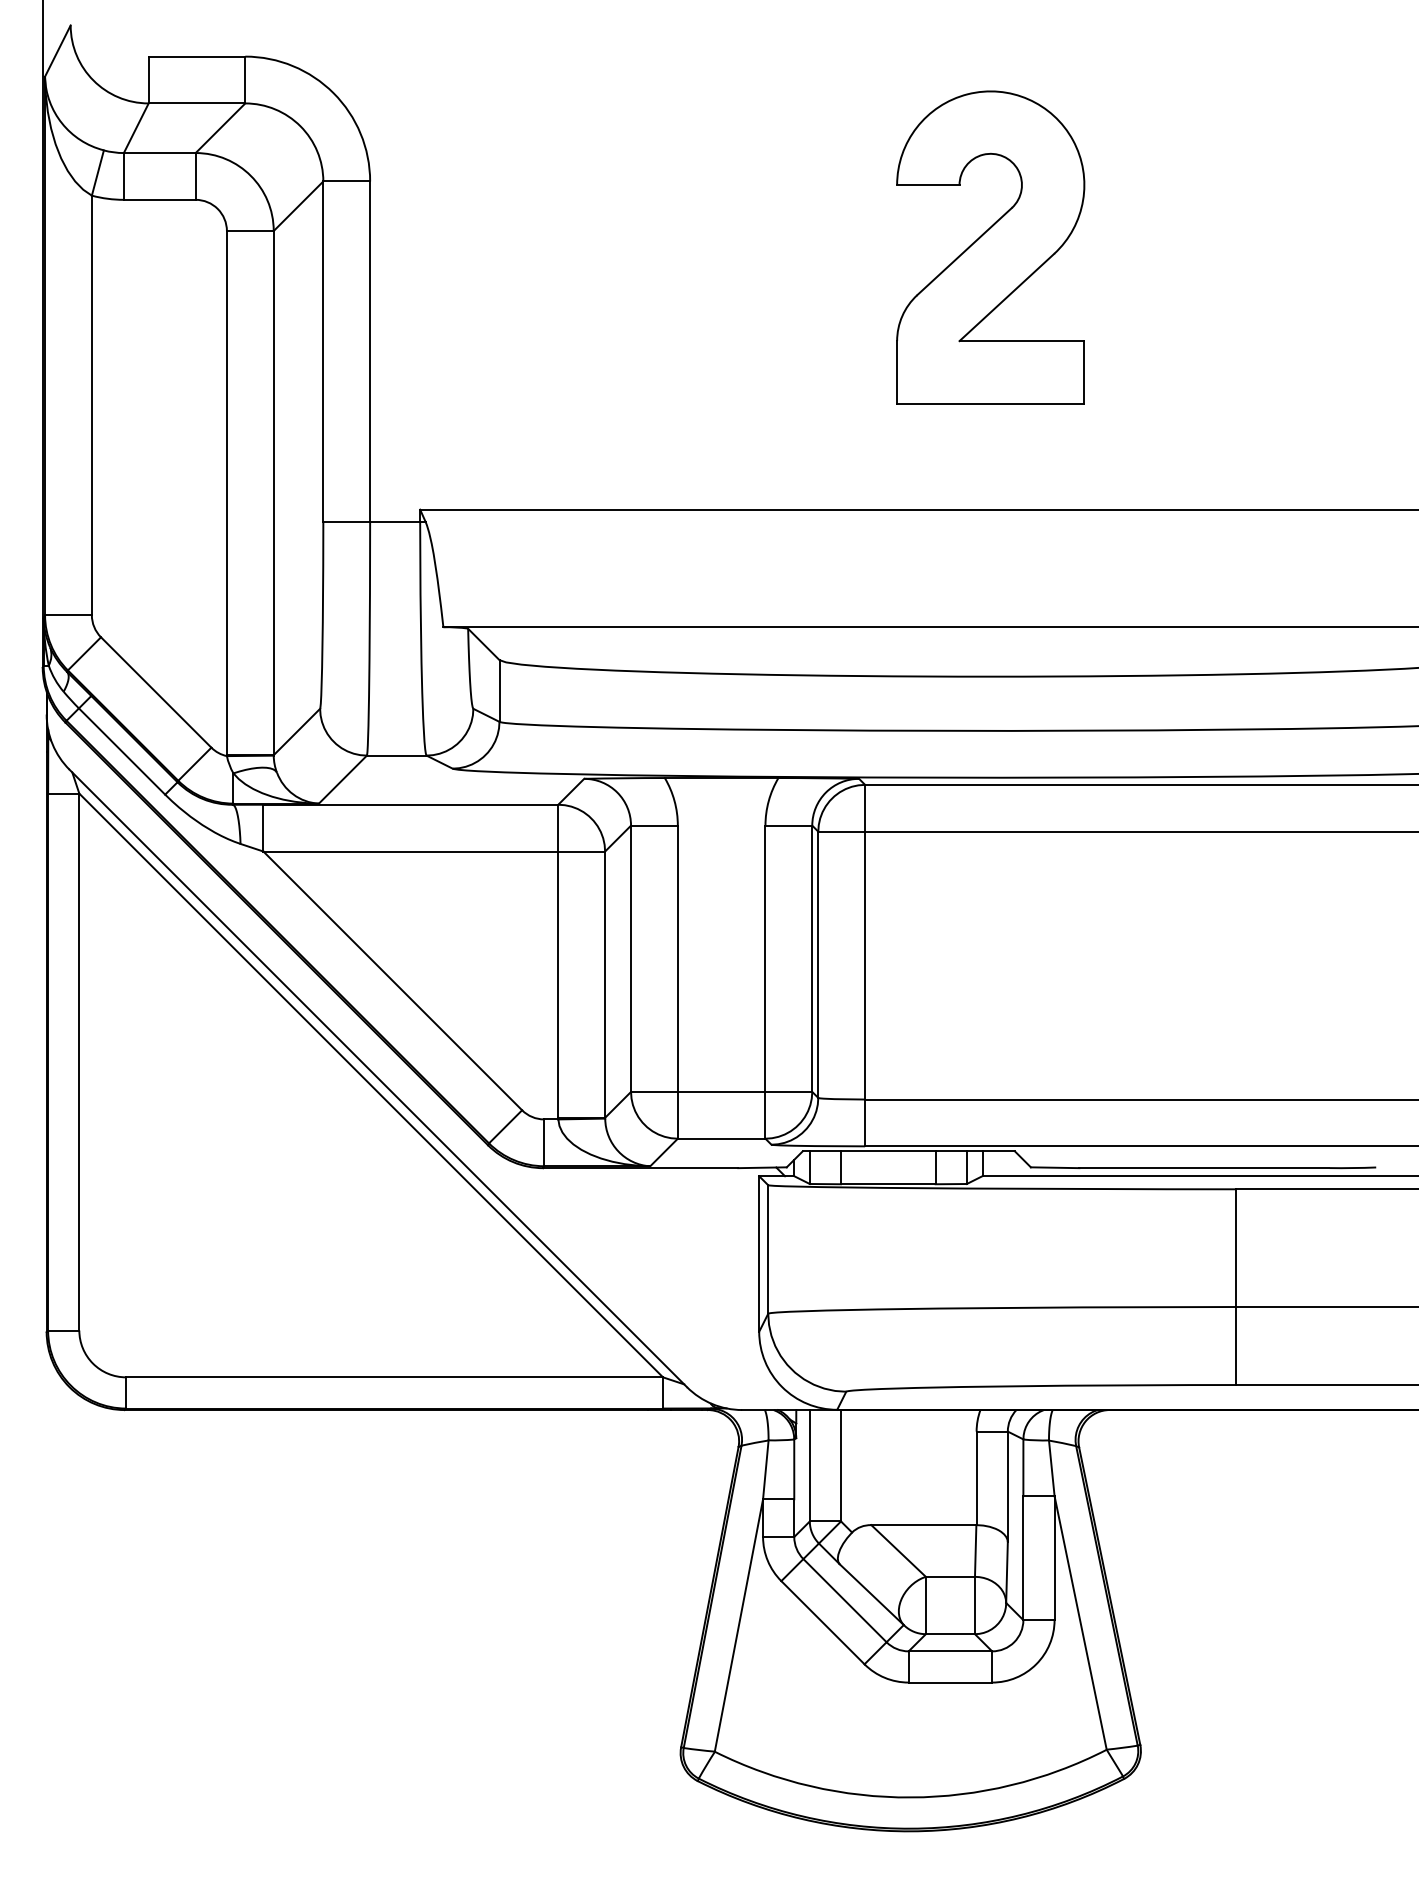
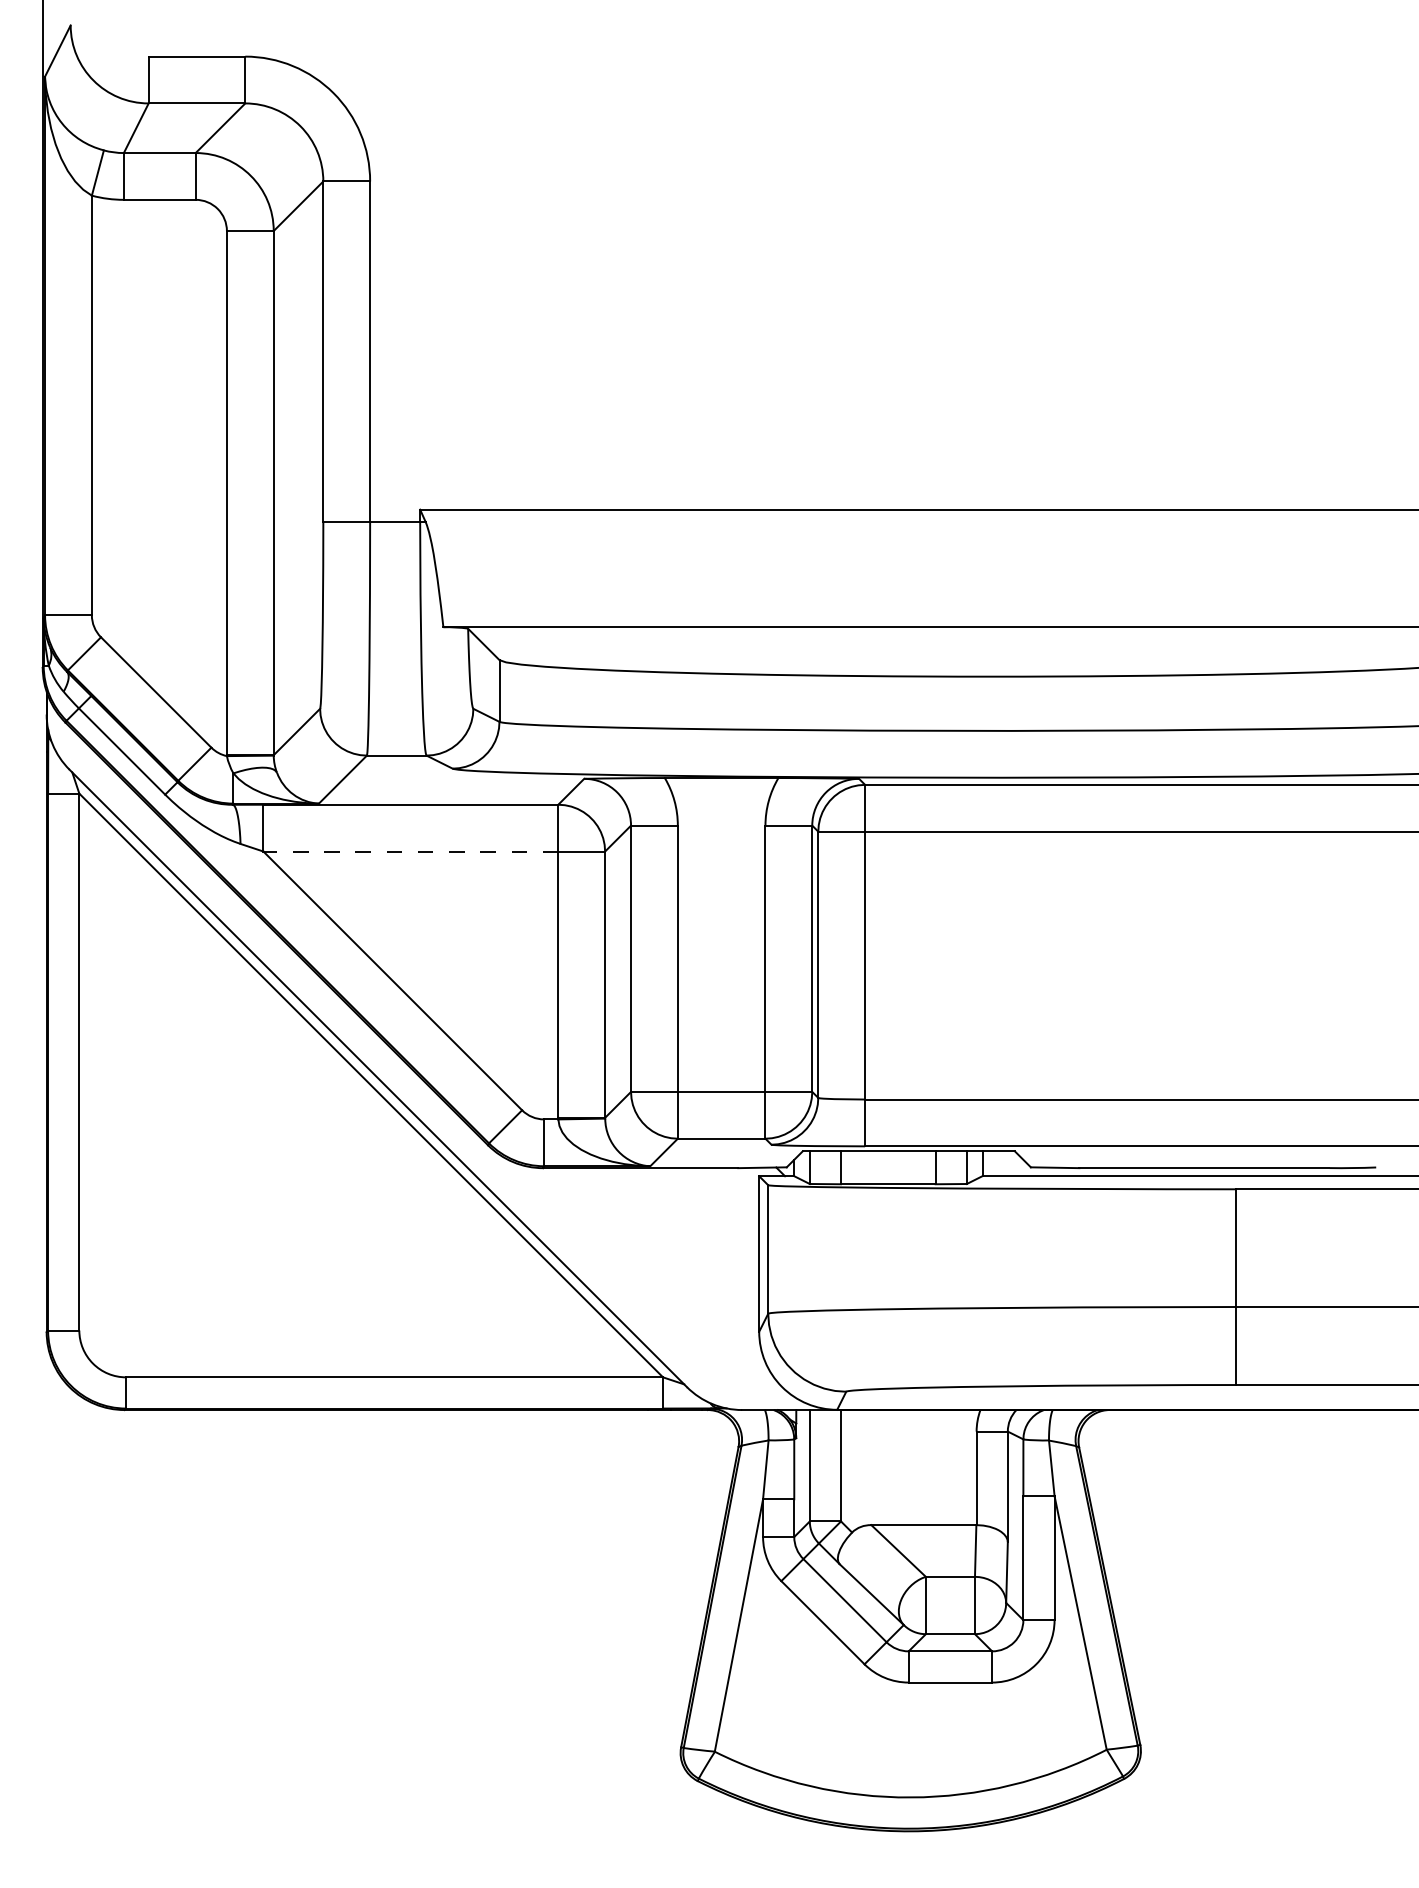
part: present -> none (990, 247)
line: solid -> dashed (410, 851)
